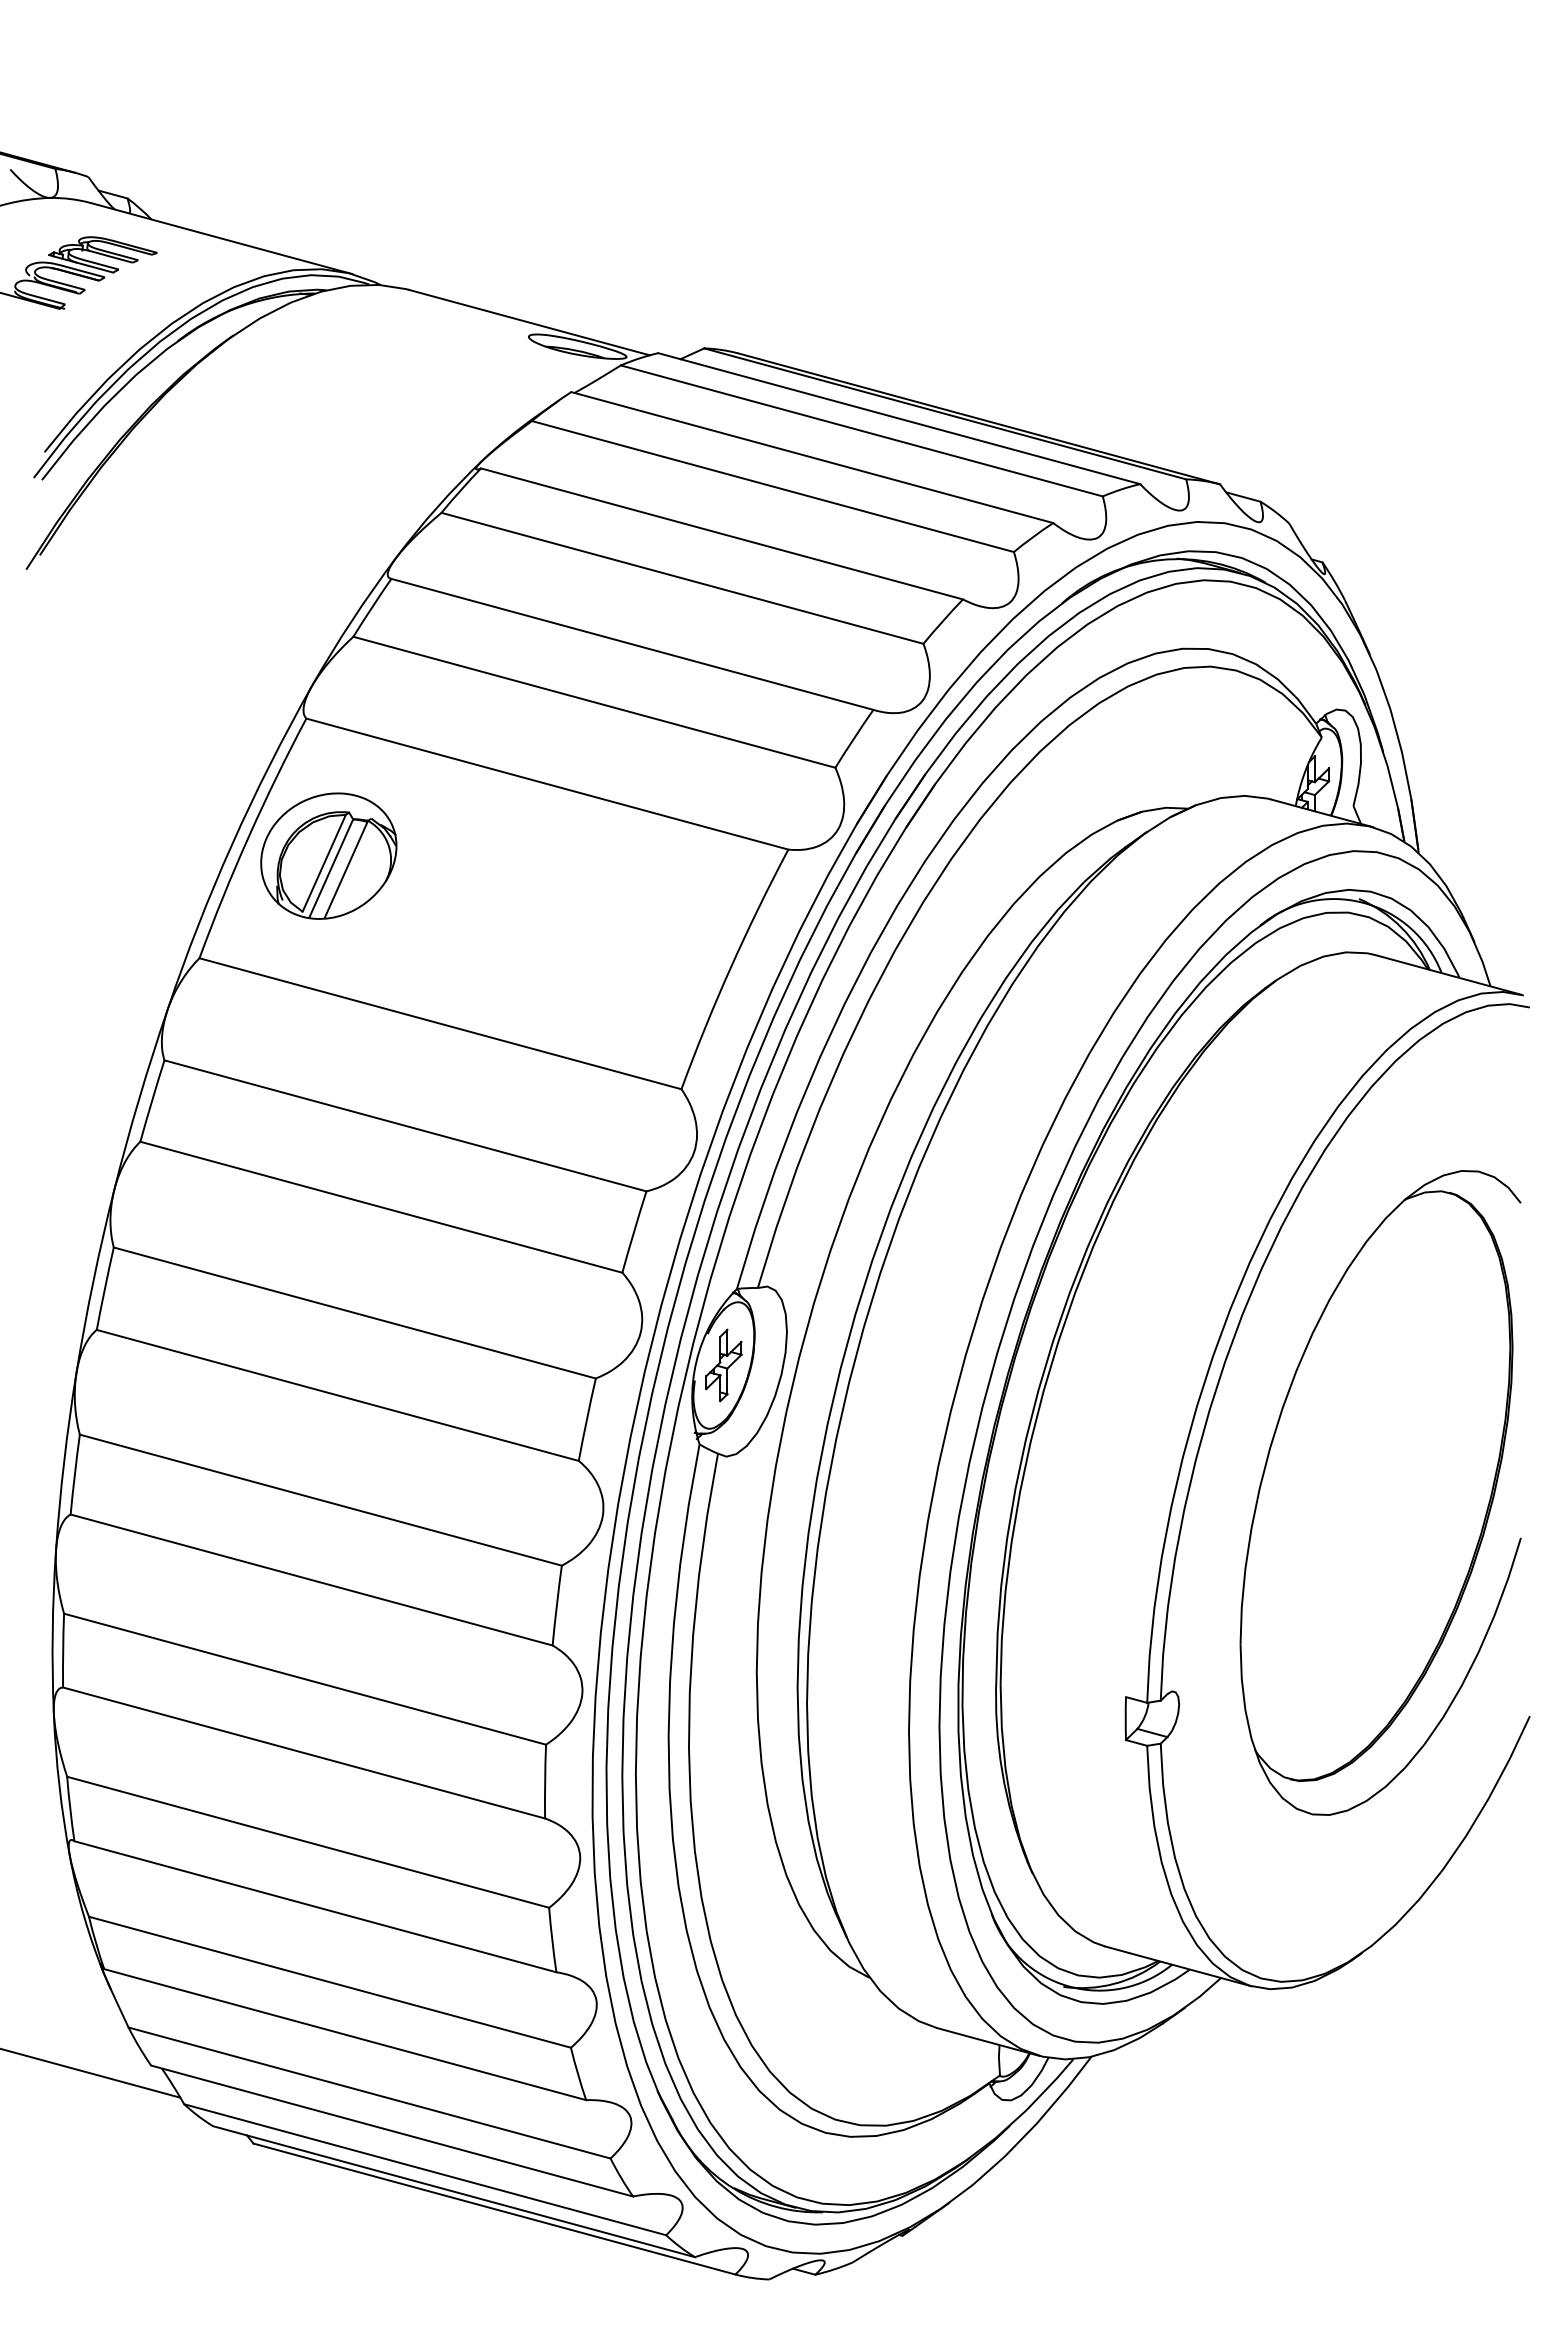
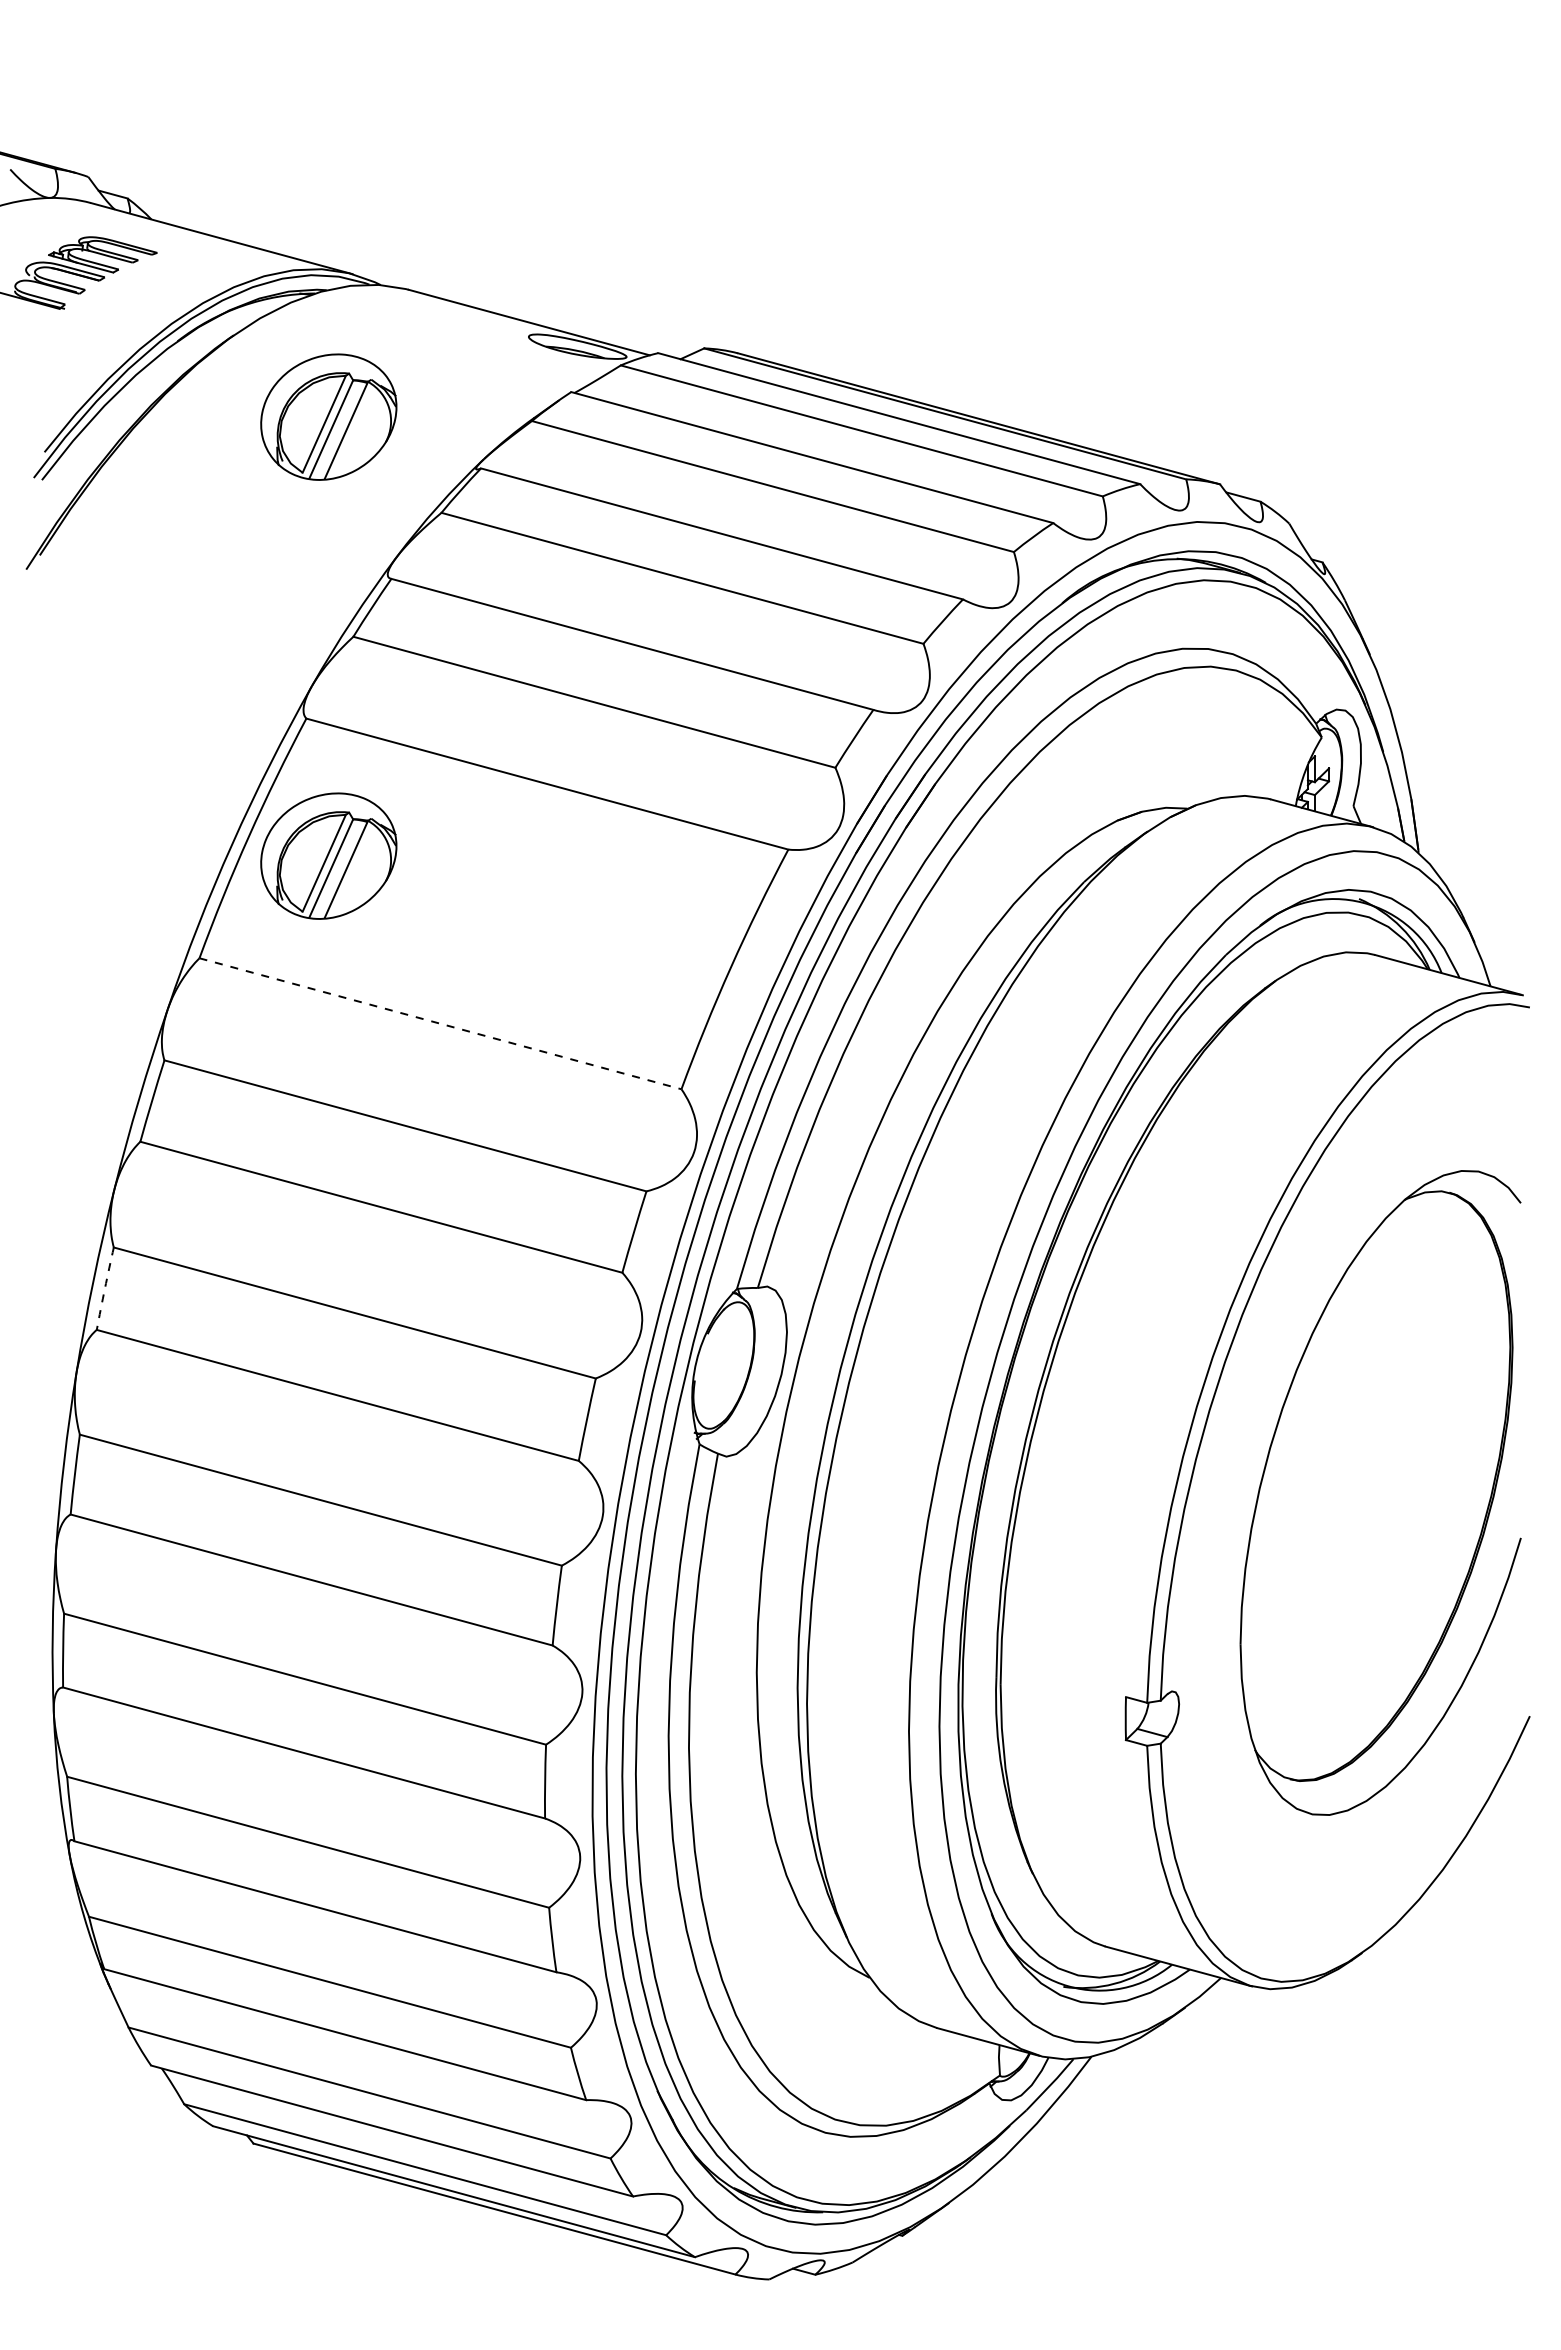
part: none -> present (328, 416)
line: solid -> dashed (440, 1023)
arc: solid -> dashed (104, 1288)
part: present -> none (723, 1365)
line: present -> none (91, 2073)
